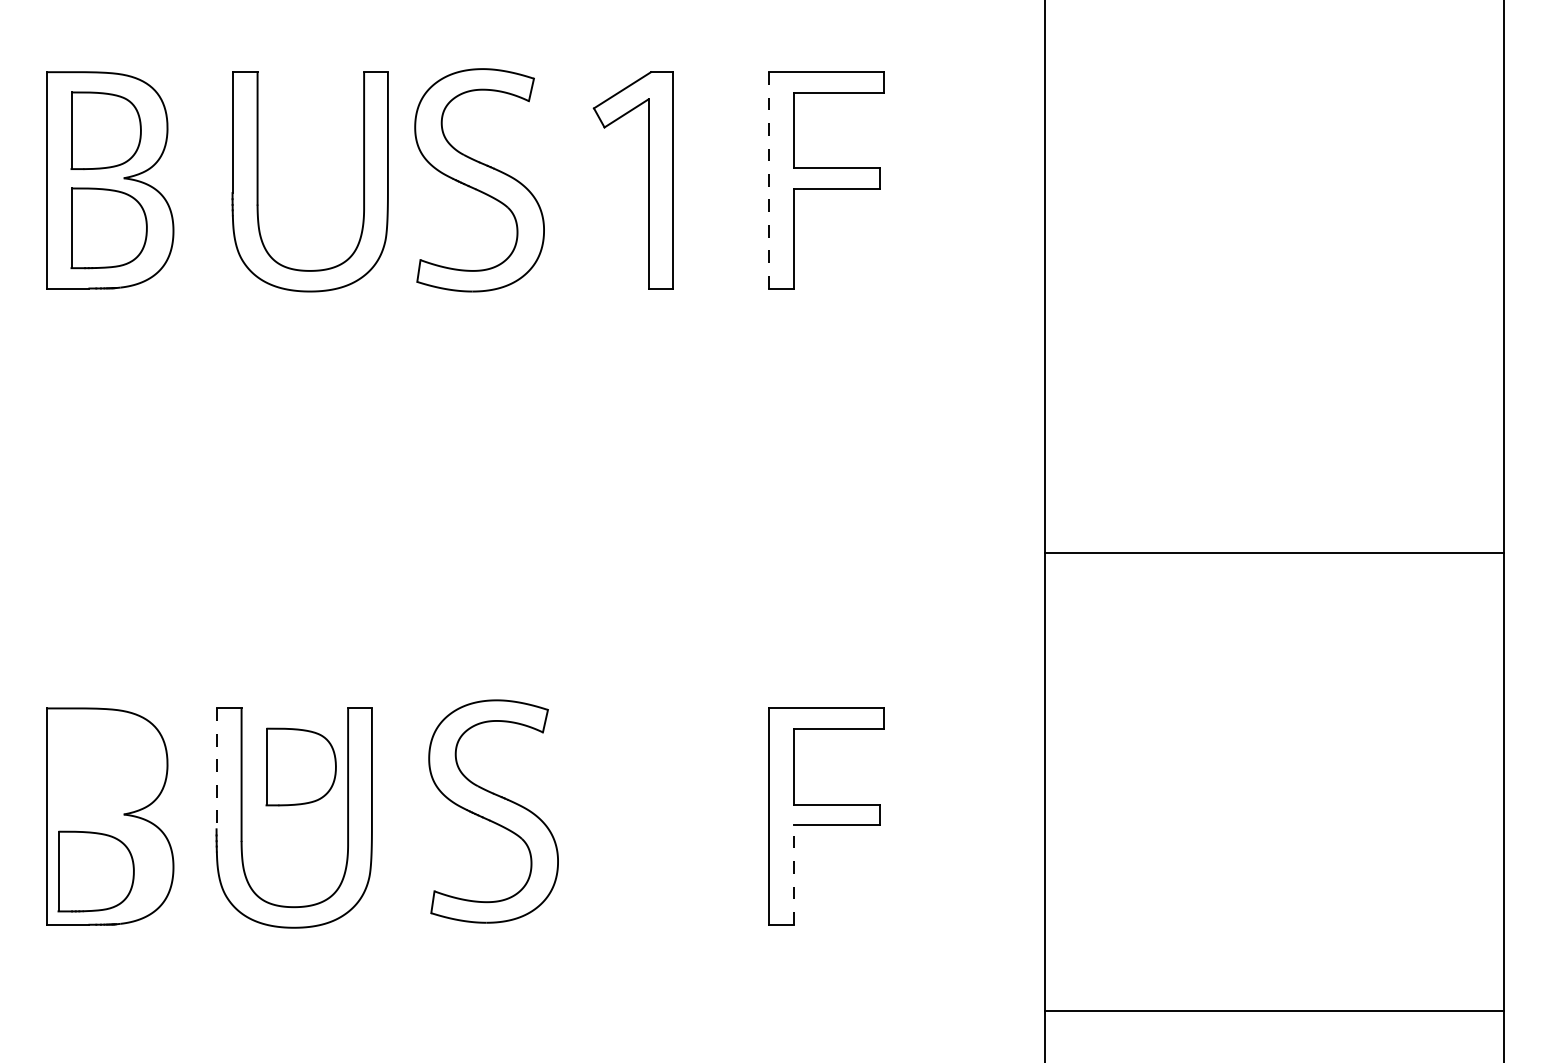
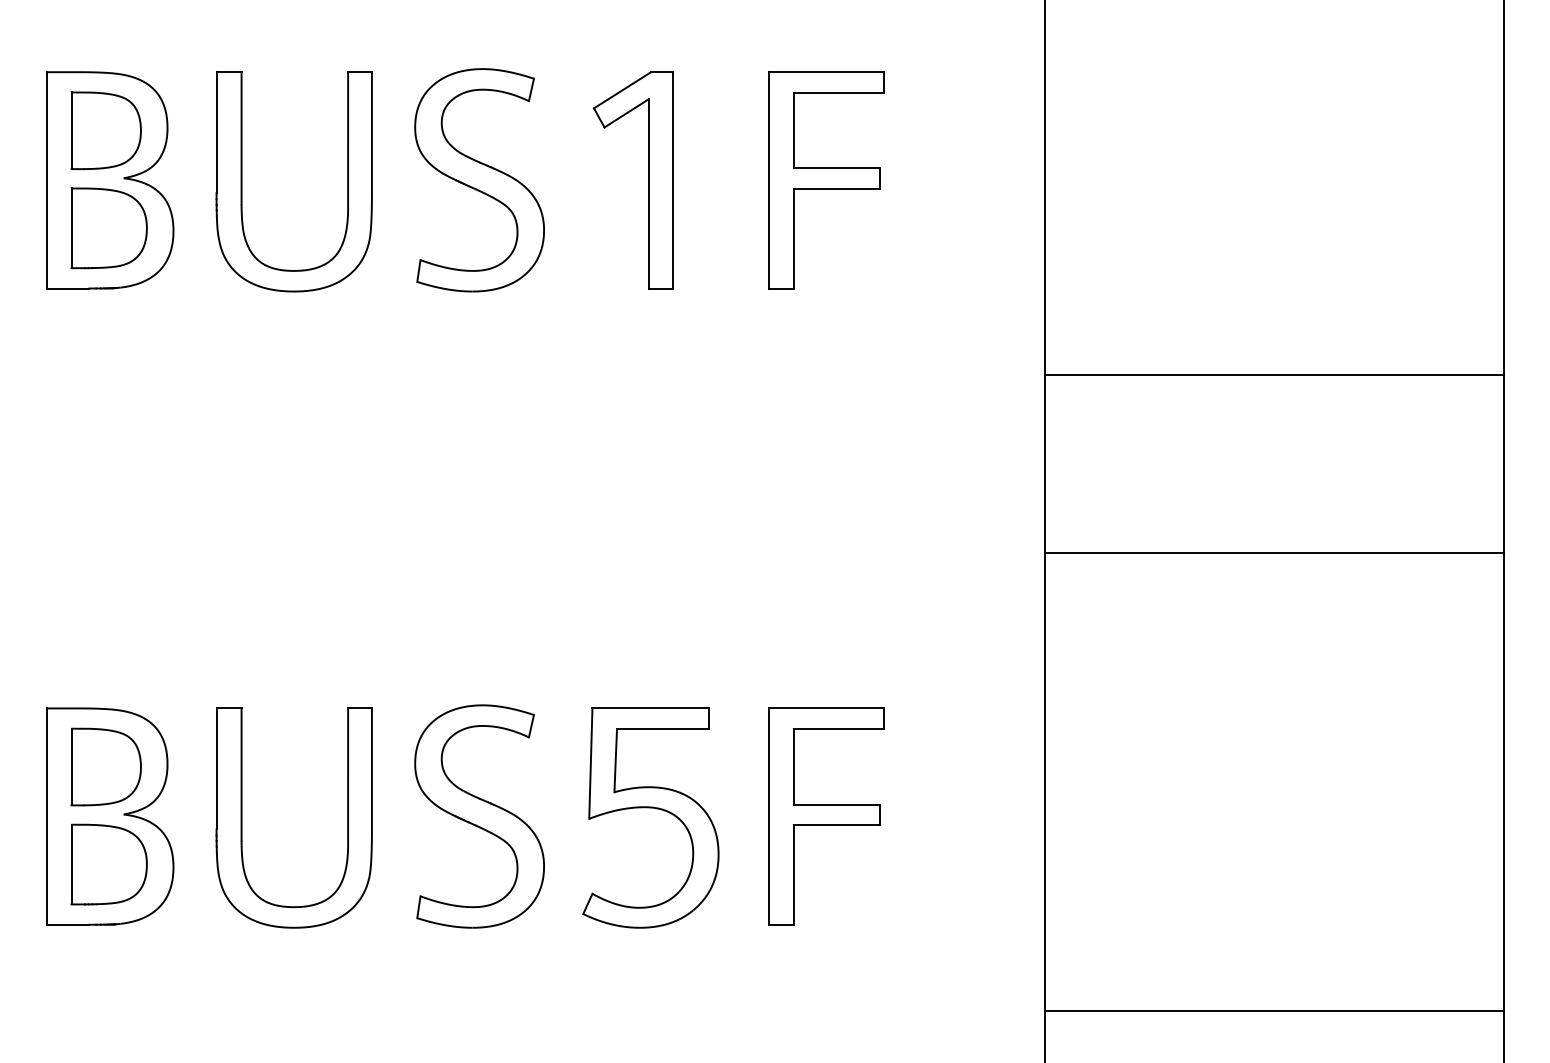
line: dashed -> solid (769, 180)
part position: (258, 181) -> (242, 181) (242, 181)
line: none -> present (1274, 375)
part position: (300, 766) -> (105, 766) (105, 766)
line: dashed -> solid (216, 769)
part: none -> present (650, 808)
part position: (493, 811) -> (479, 816) (479, 816)
part position: (95, 871) -> (108, 864) (108, 864)
line: dashed -> solid (794, 875)
